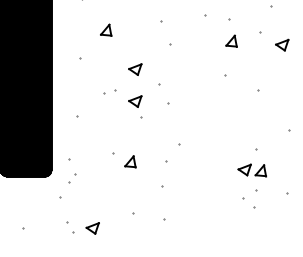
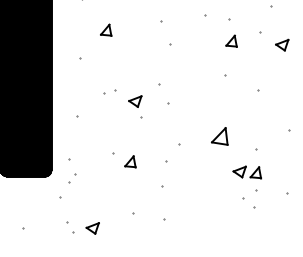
part: present -> none (135, 69)
part: none -> present (219, 136)
part position: (251, 170) -> (246, 172) (246, 172)
